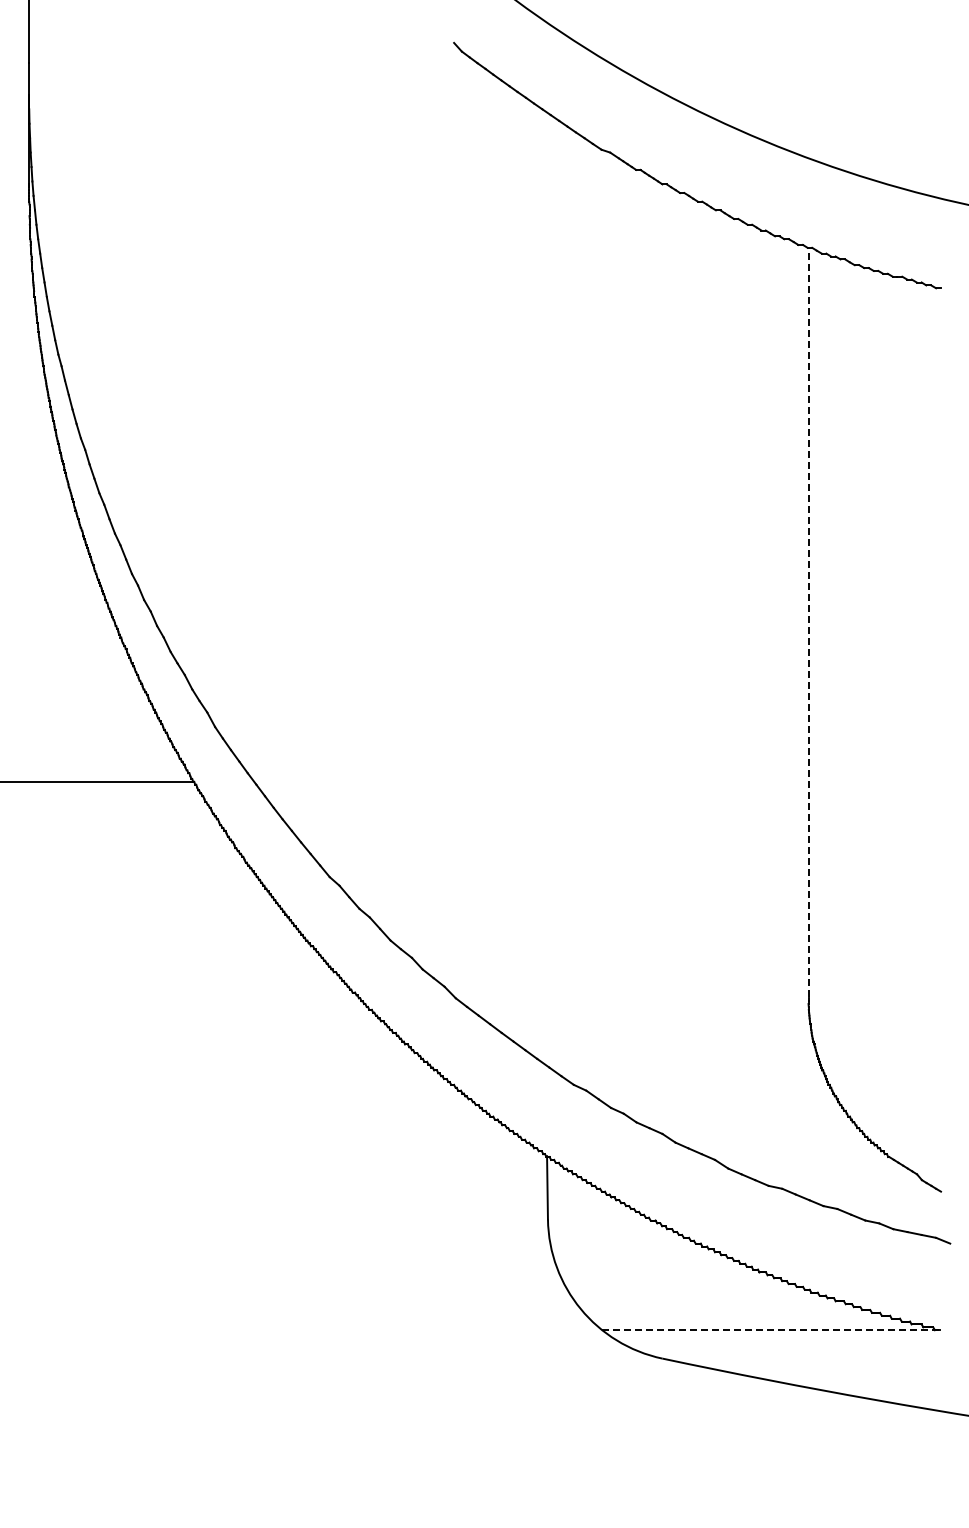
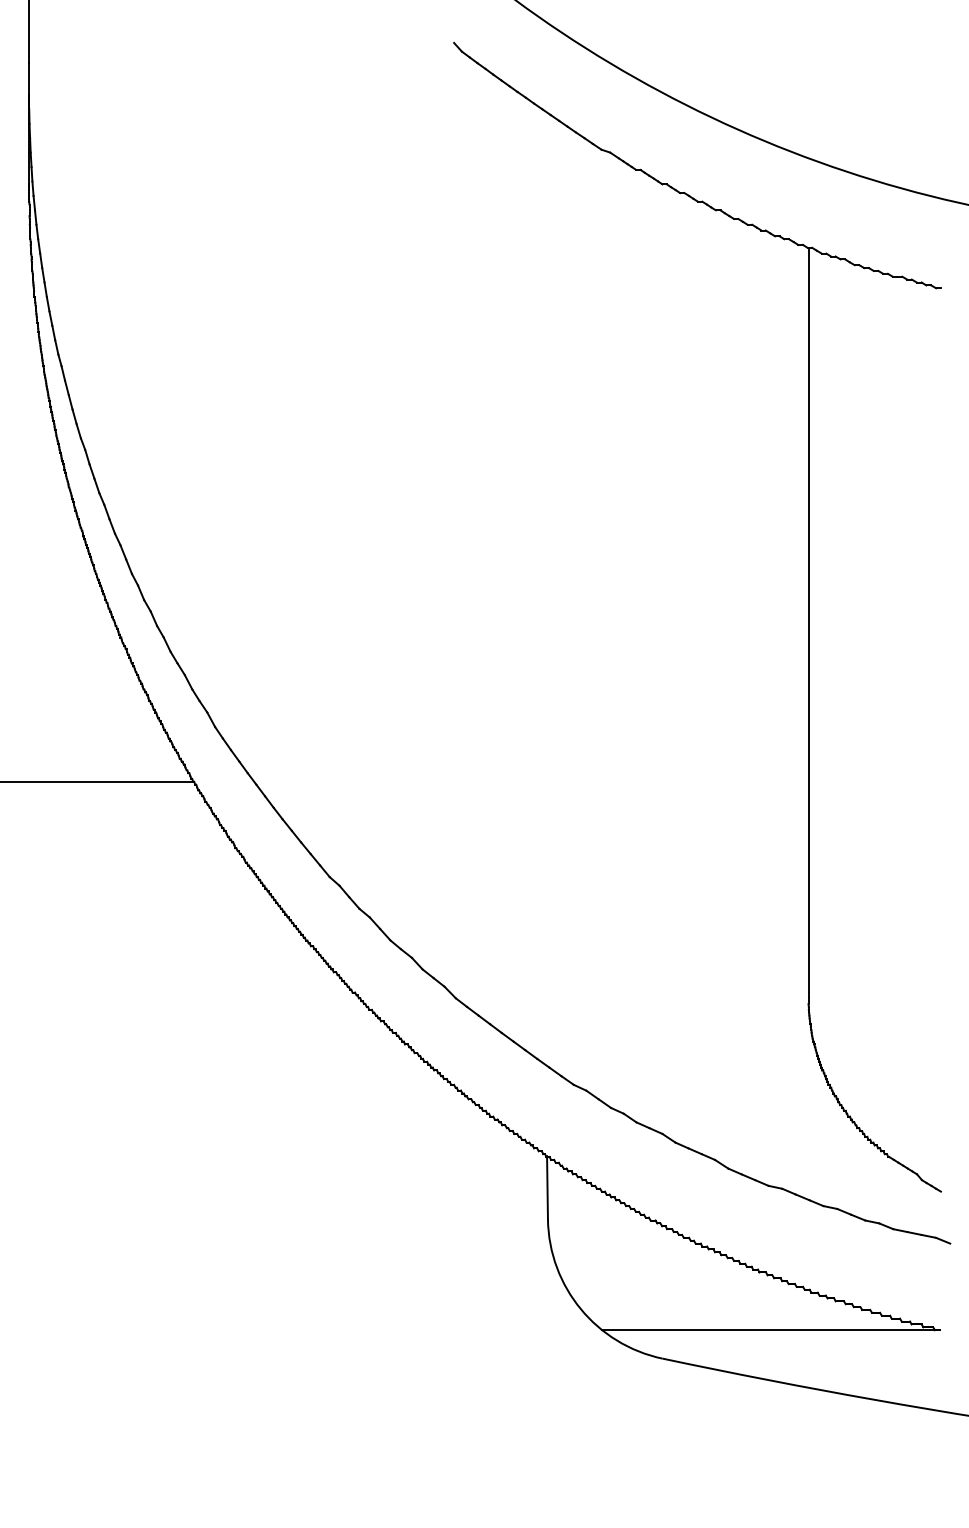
line: dashed -> solid (808, 622)
line: dashed -> solid (770, 1330)
